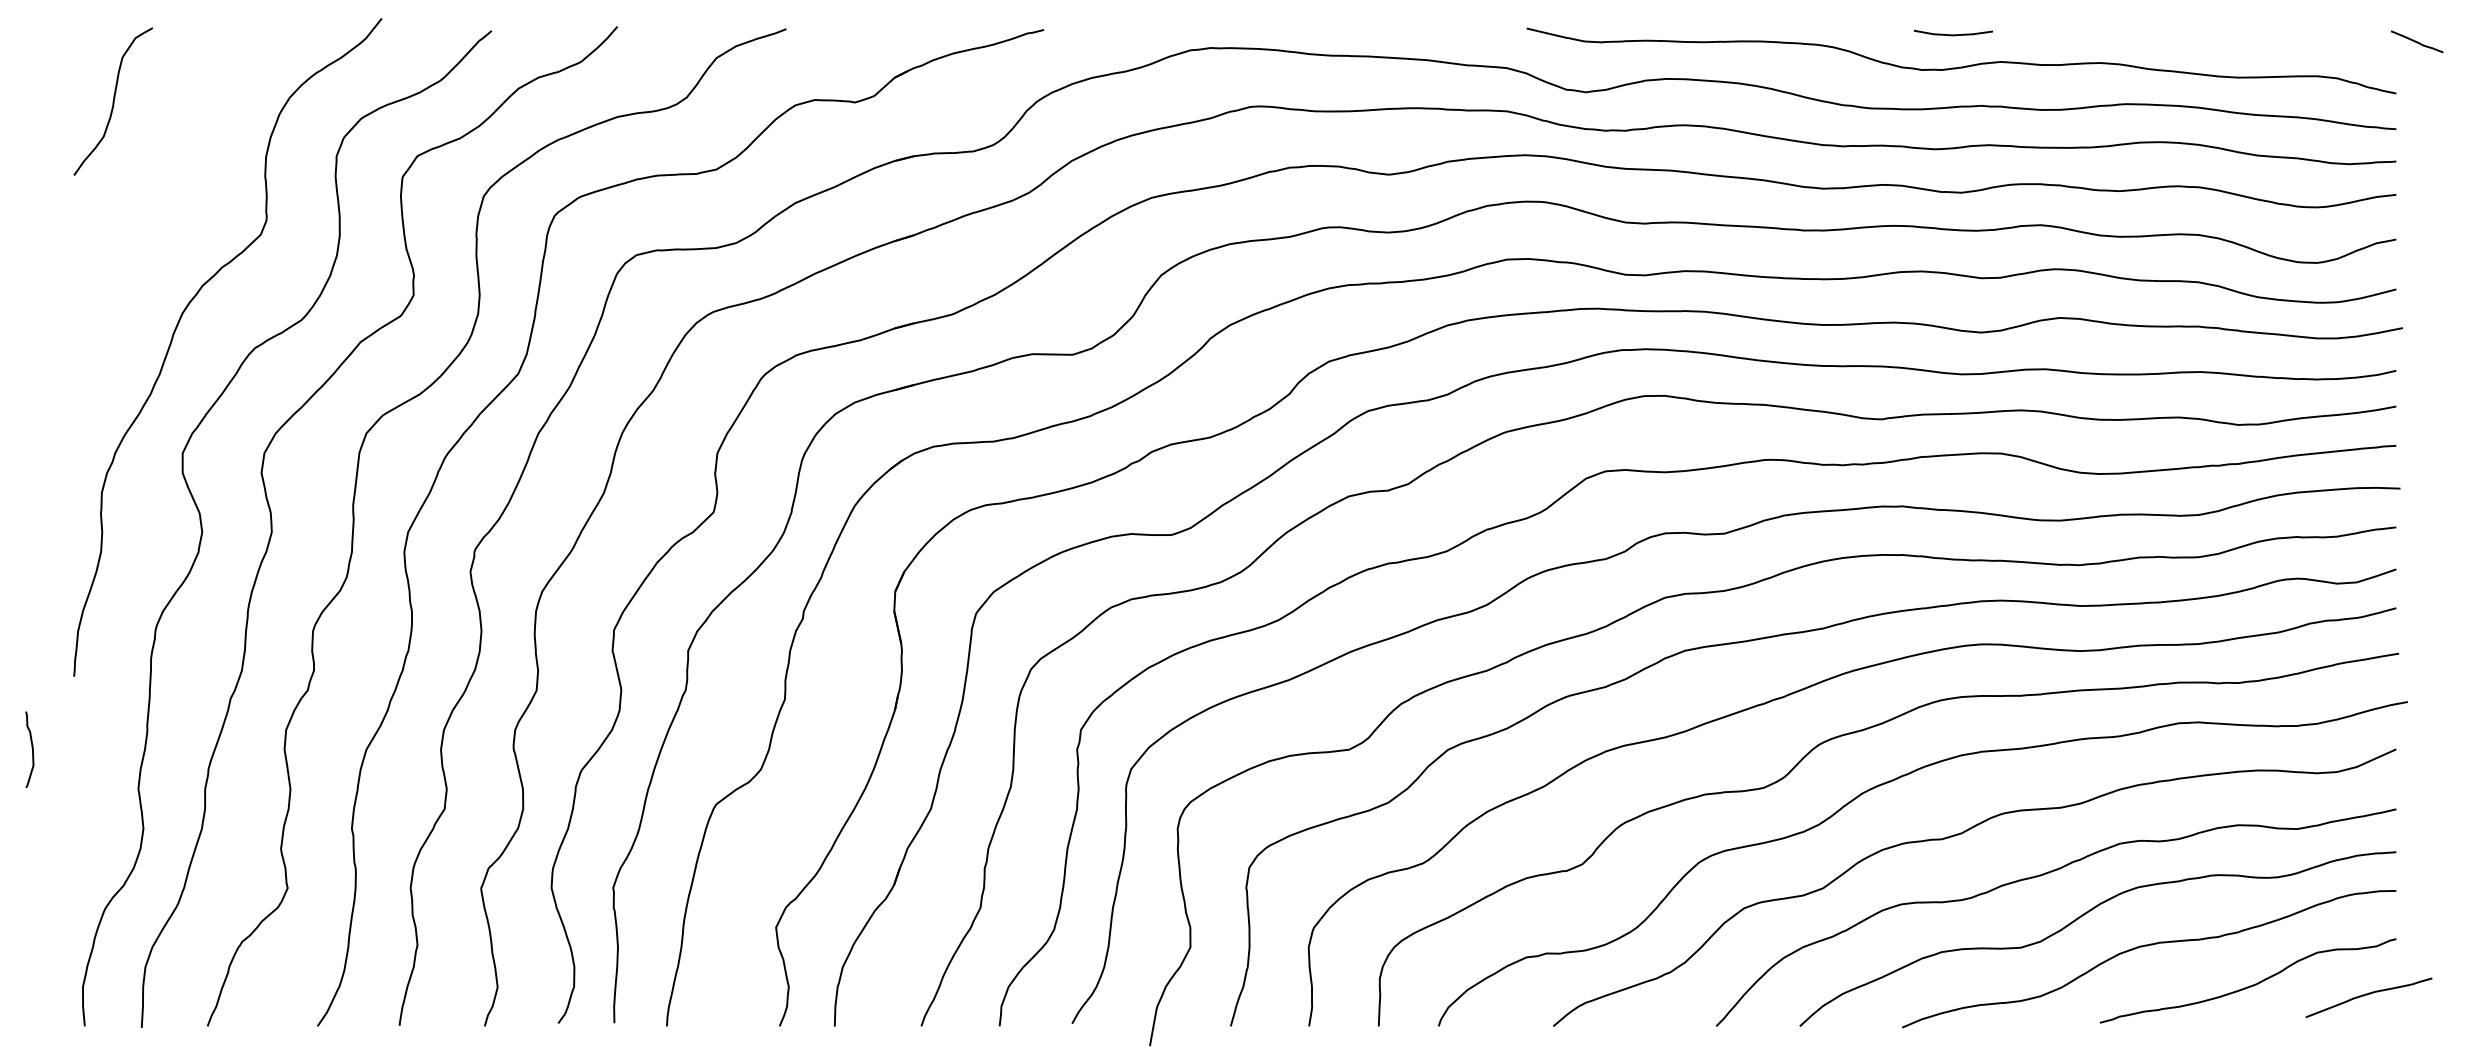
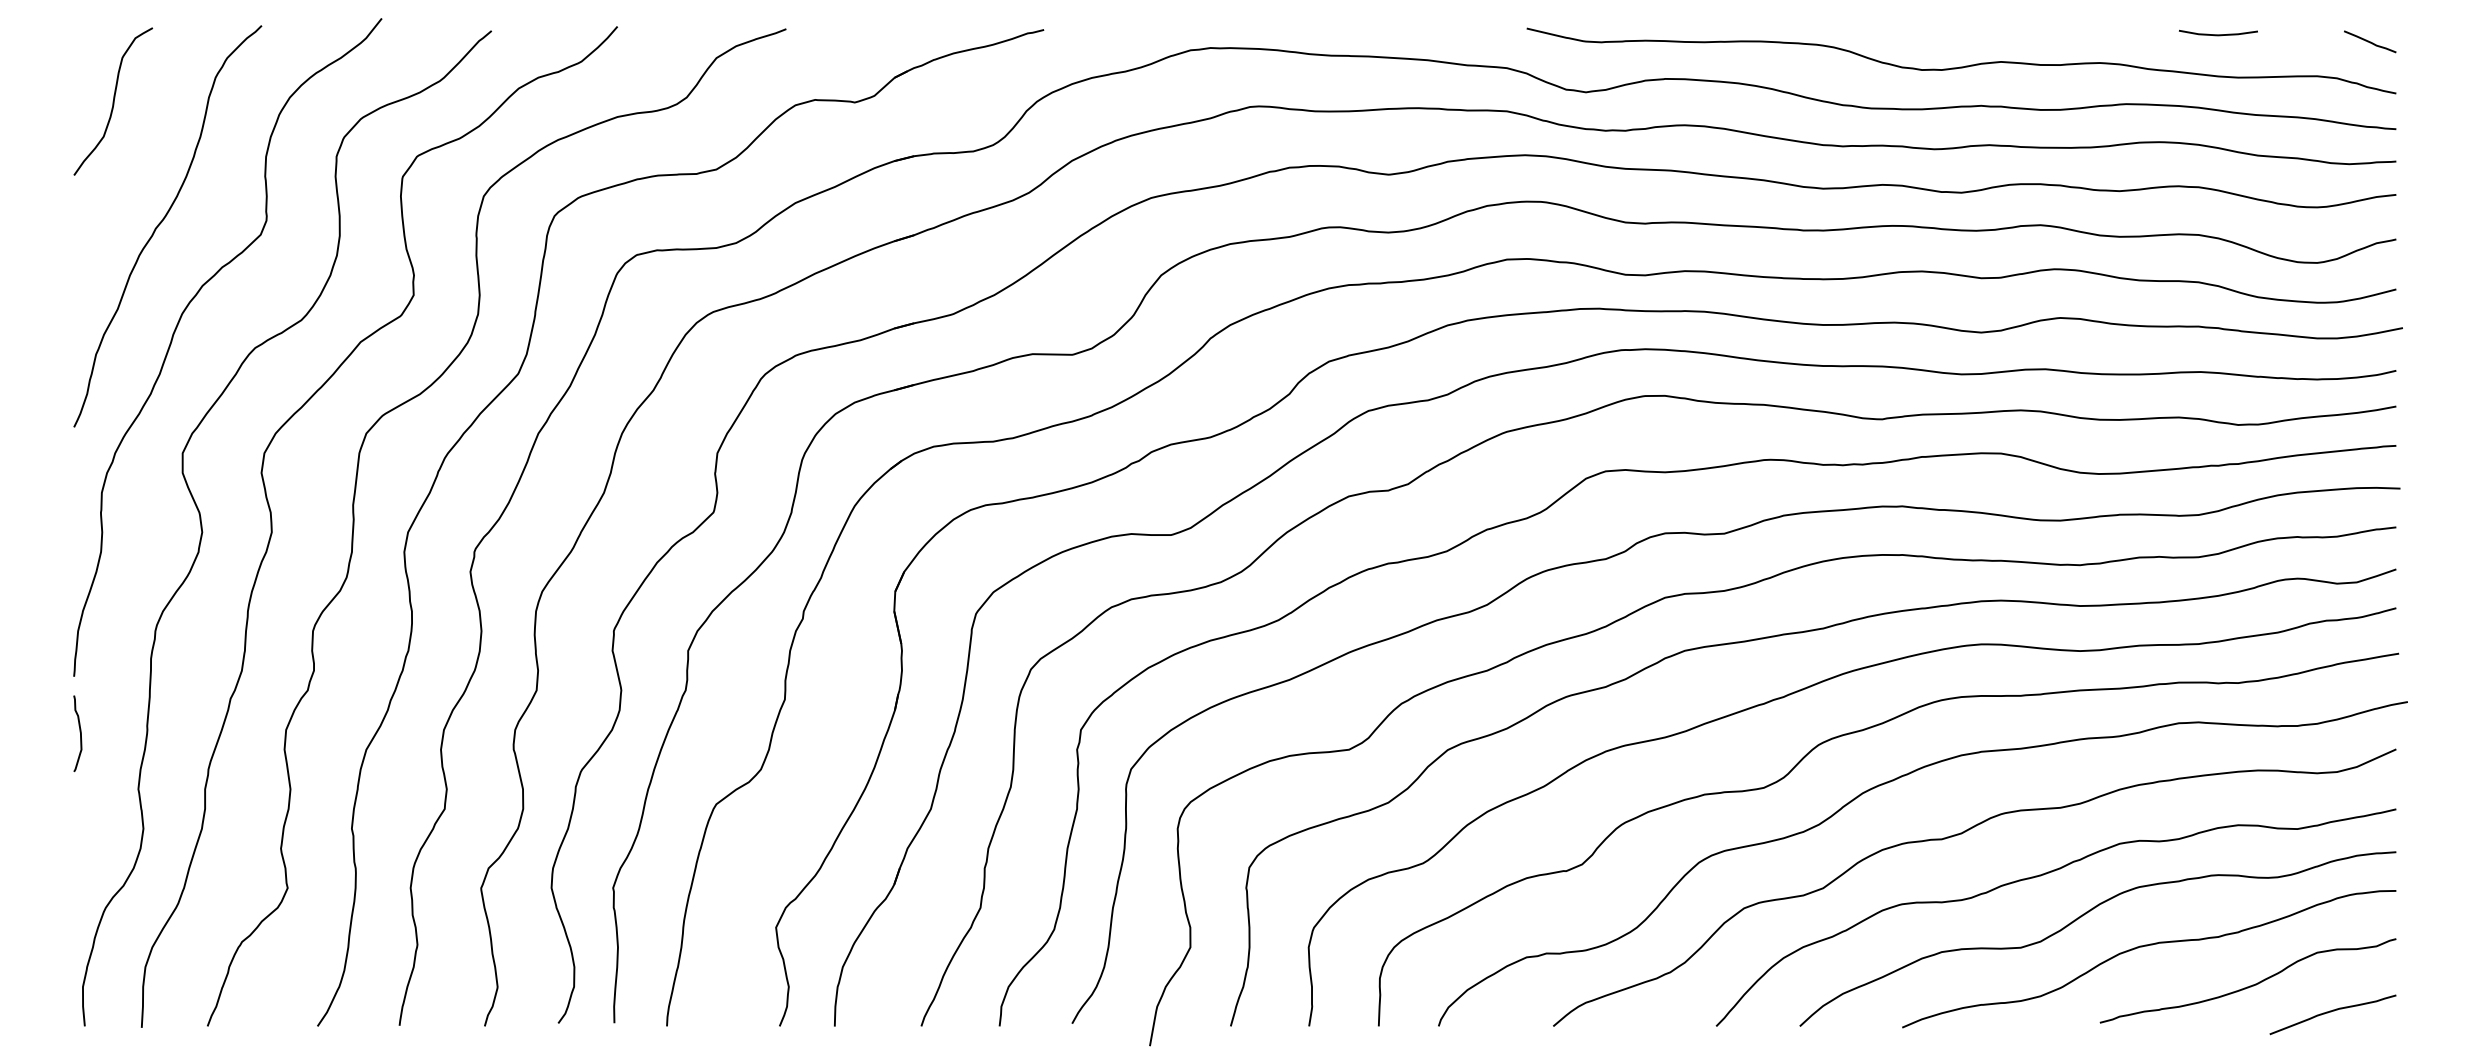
curve position: (1953, 34) -> (2218, 34) (2218, 34)
curve position: (2417, 41) -> (2370, 41) (2370, 41)
curve: none -> present (162, 222)
curve position: (31, 748) -> (79, 732) (79, 732)
curve position: (2367, 995) -> (2331, 1012) (2331, 1012)
